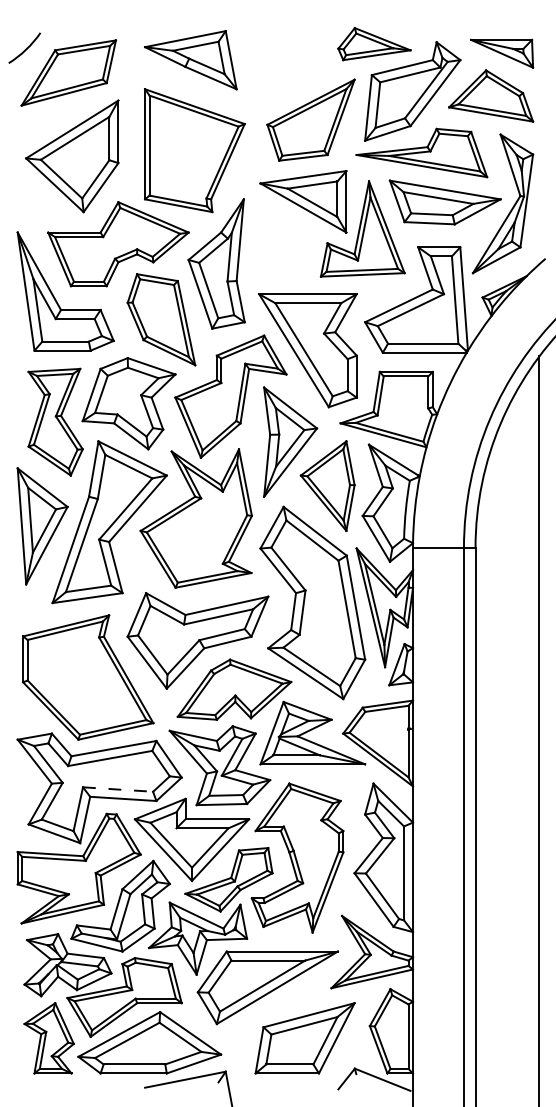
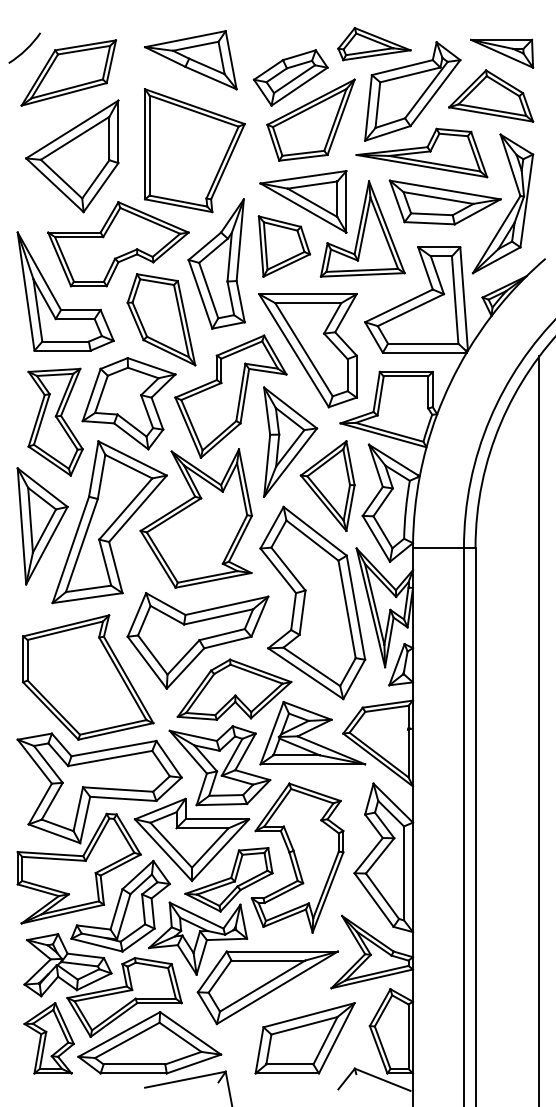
part: none -> present (290, 77)
part: none -> present (284, 246)
line: dashed -> solid (118, 789)
